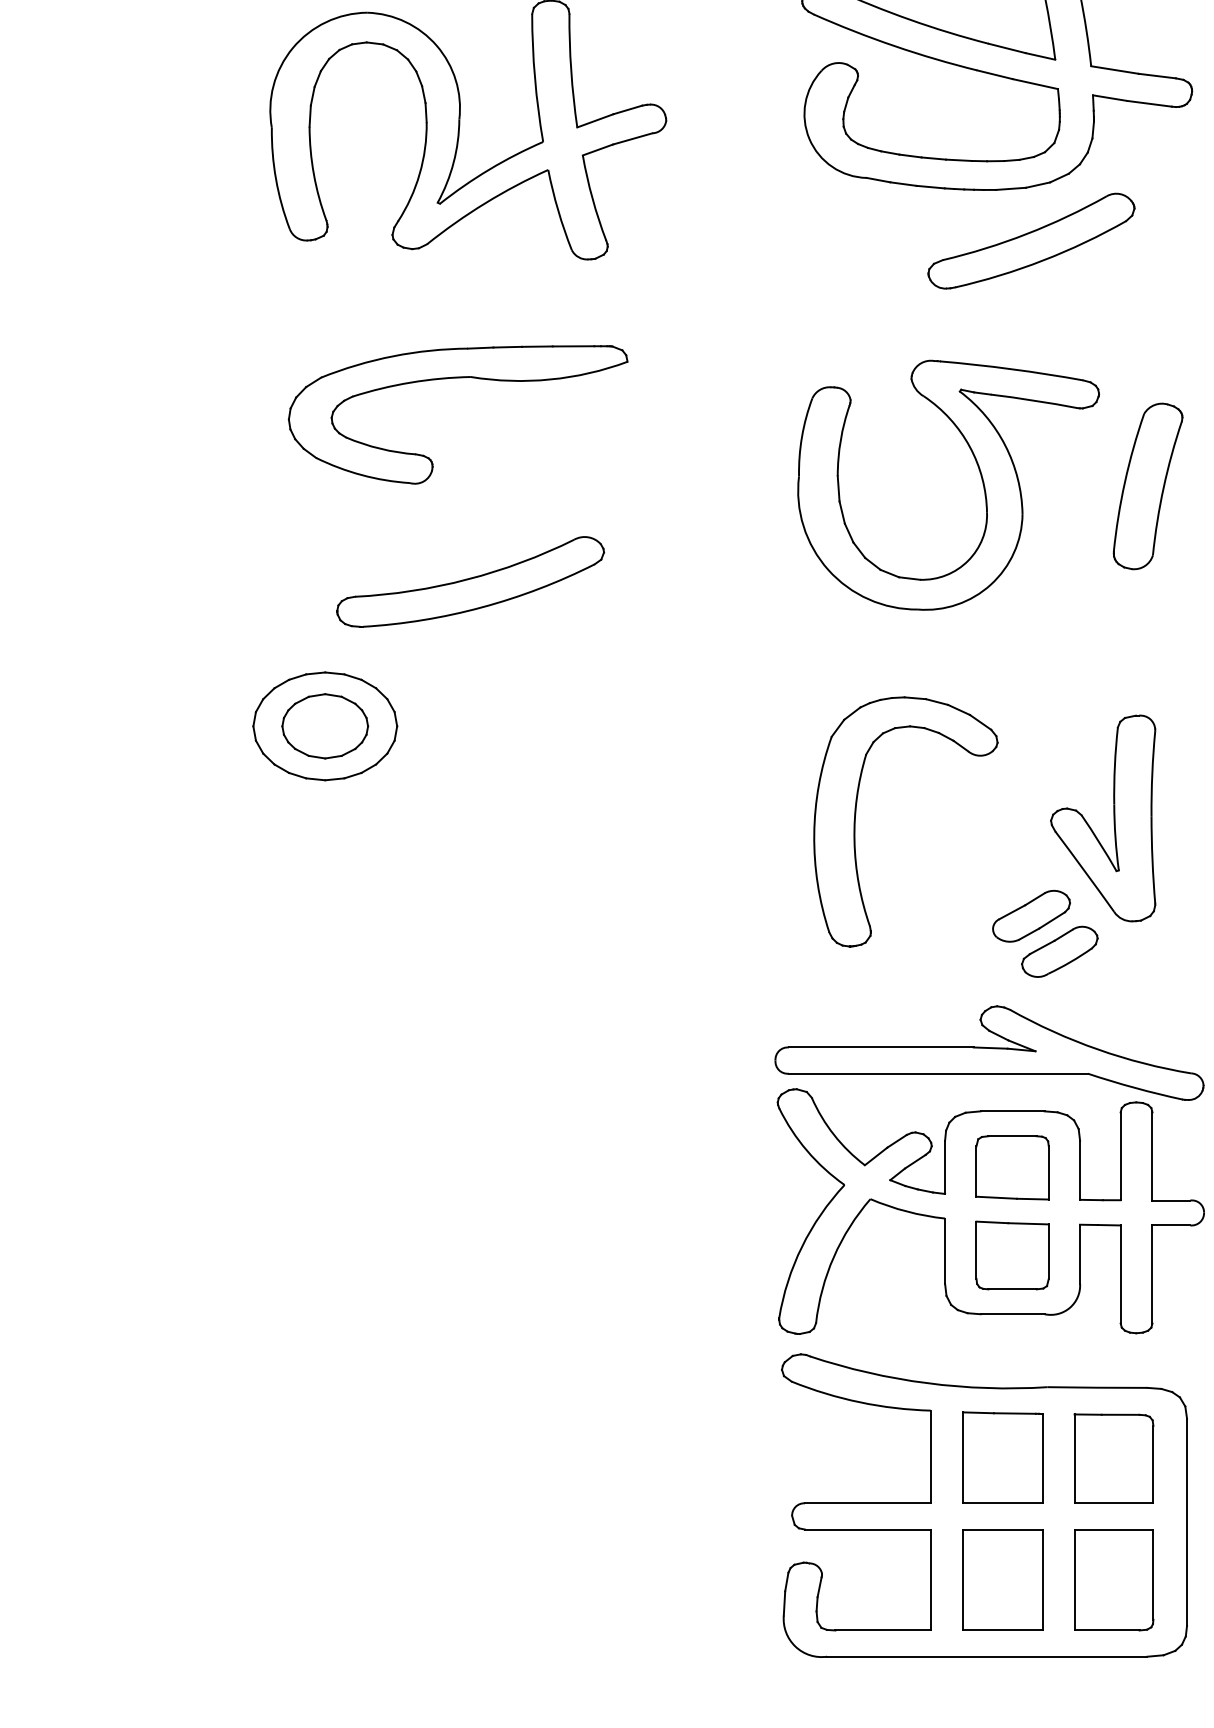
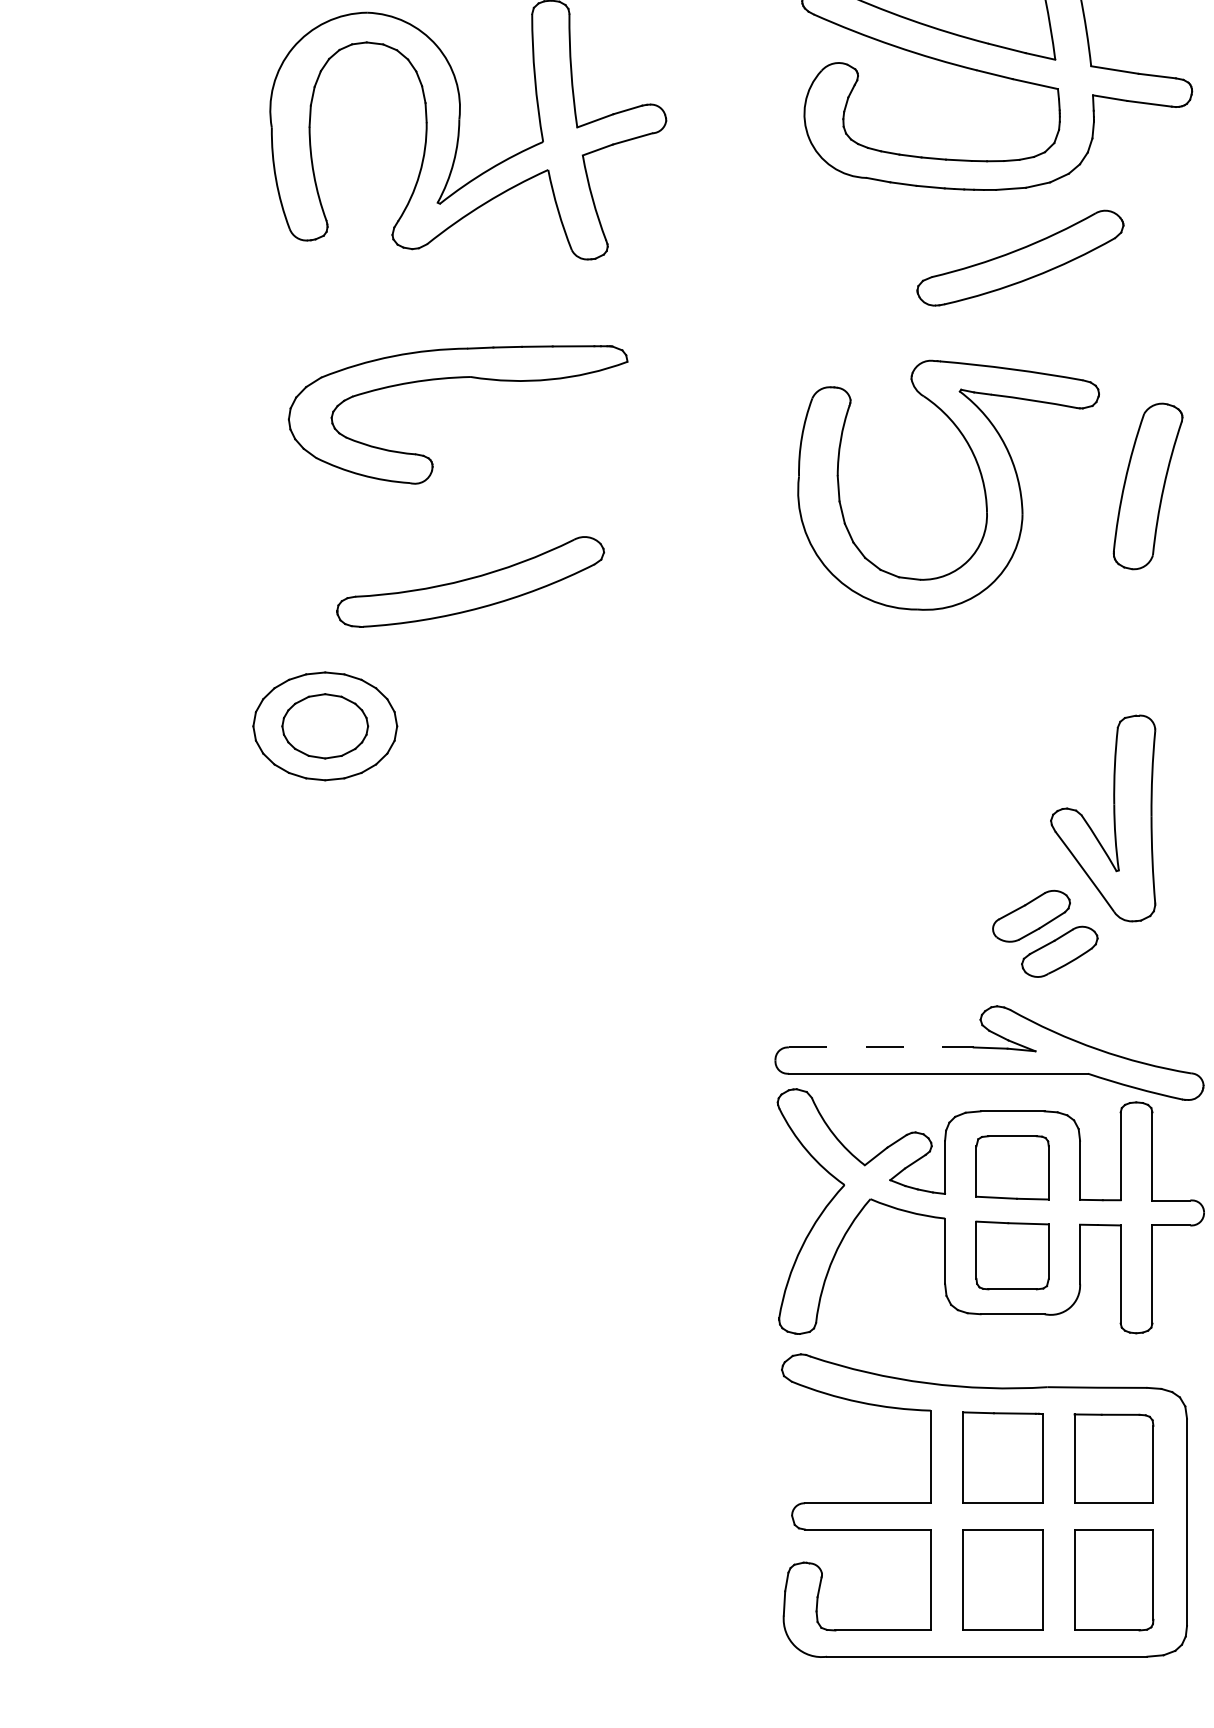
part position: (1031, 240) -> (1020, 257) (1020, 257)
part: present -> none (856, 814)
line: solid -> dashed (881, 1047)
